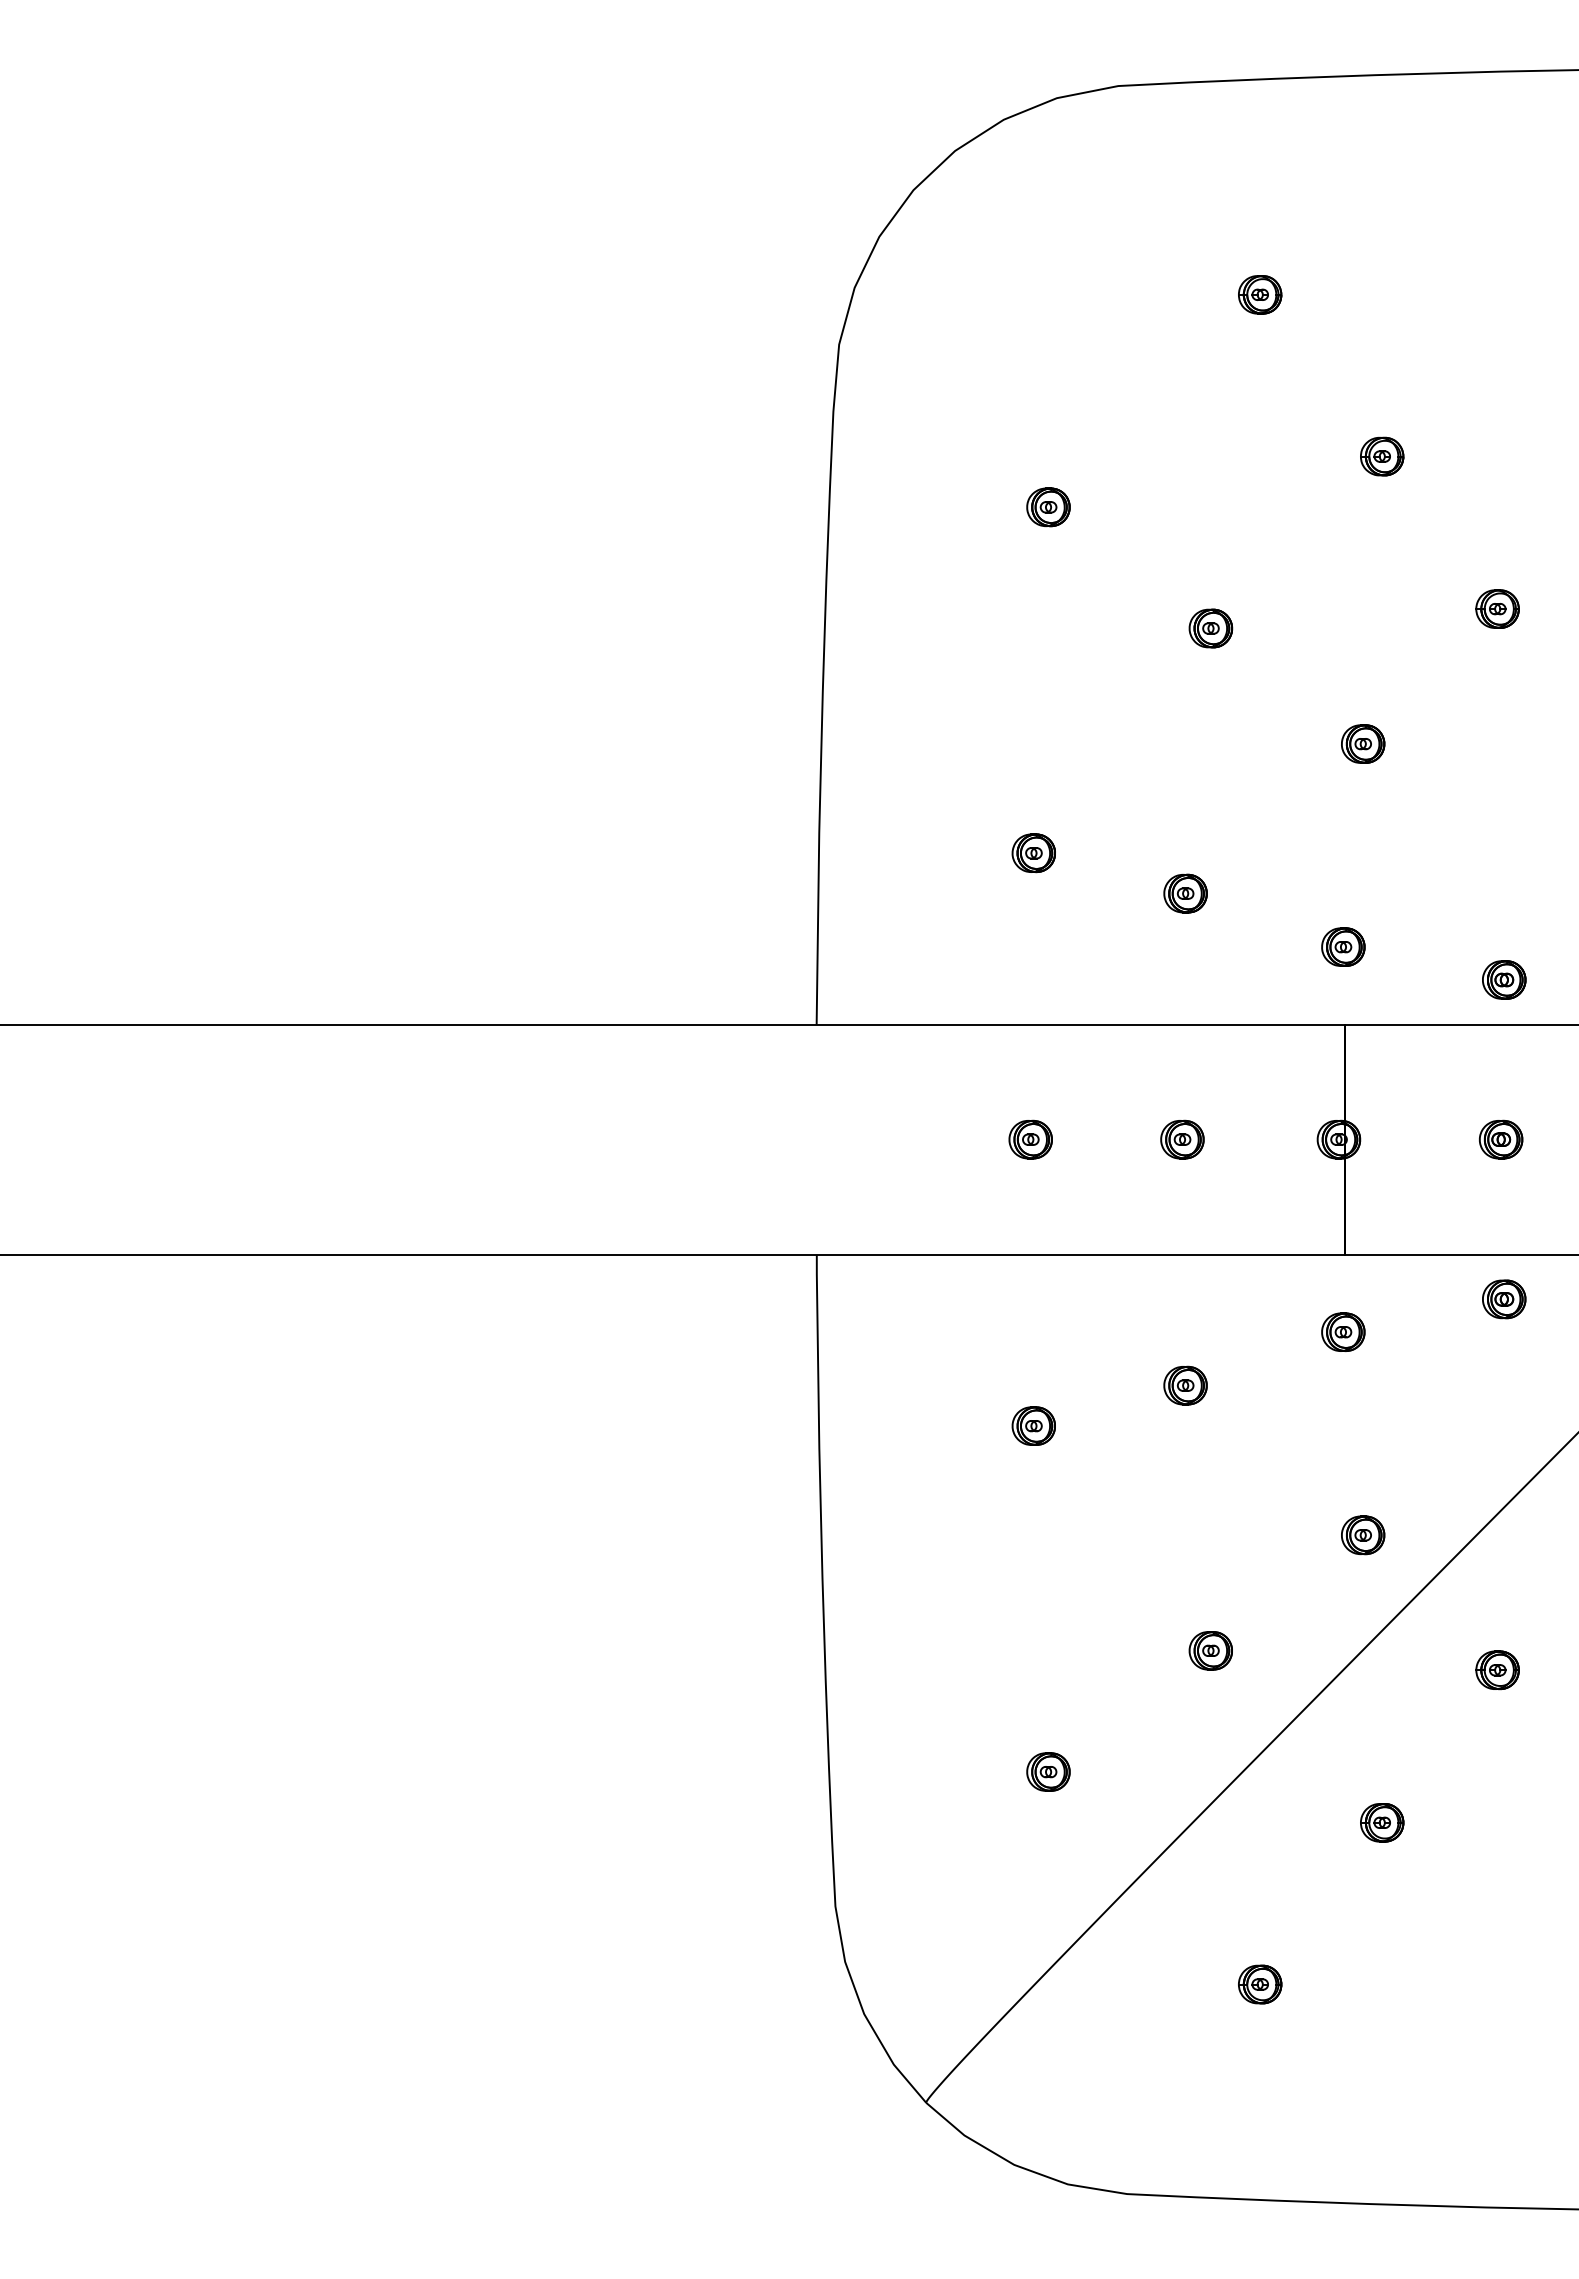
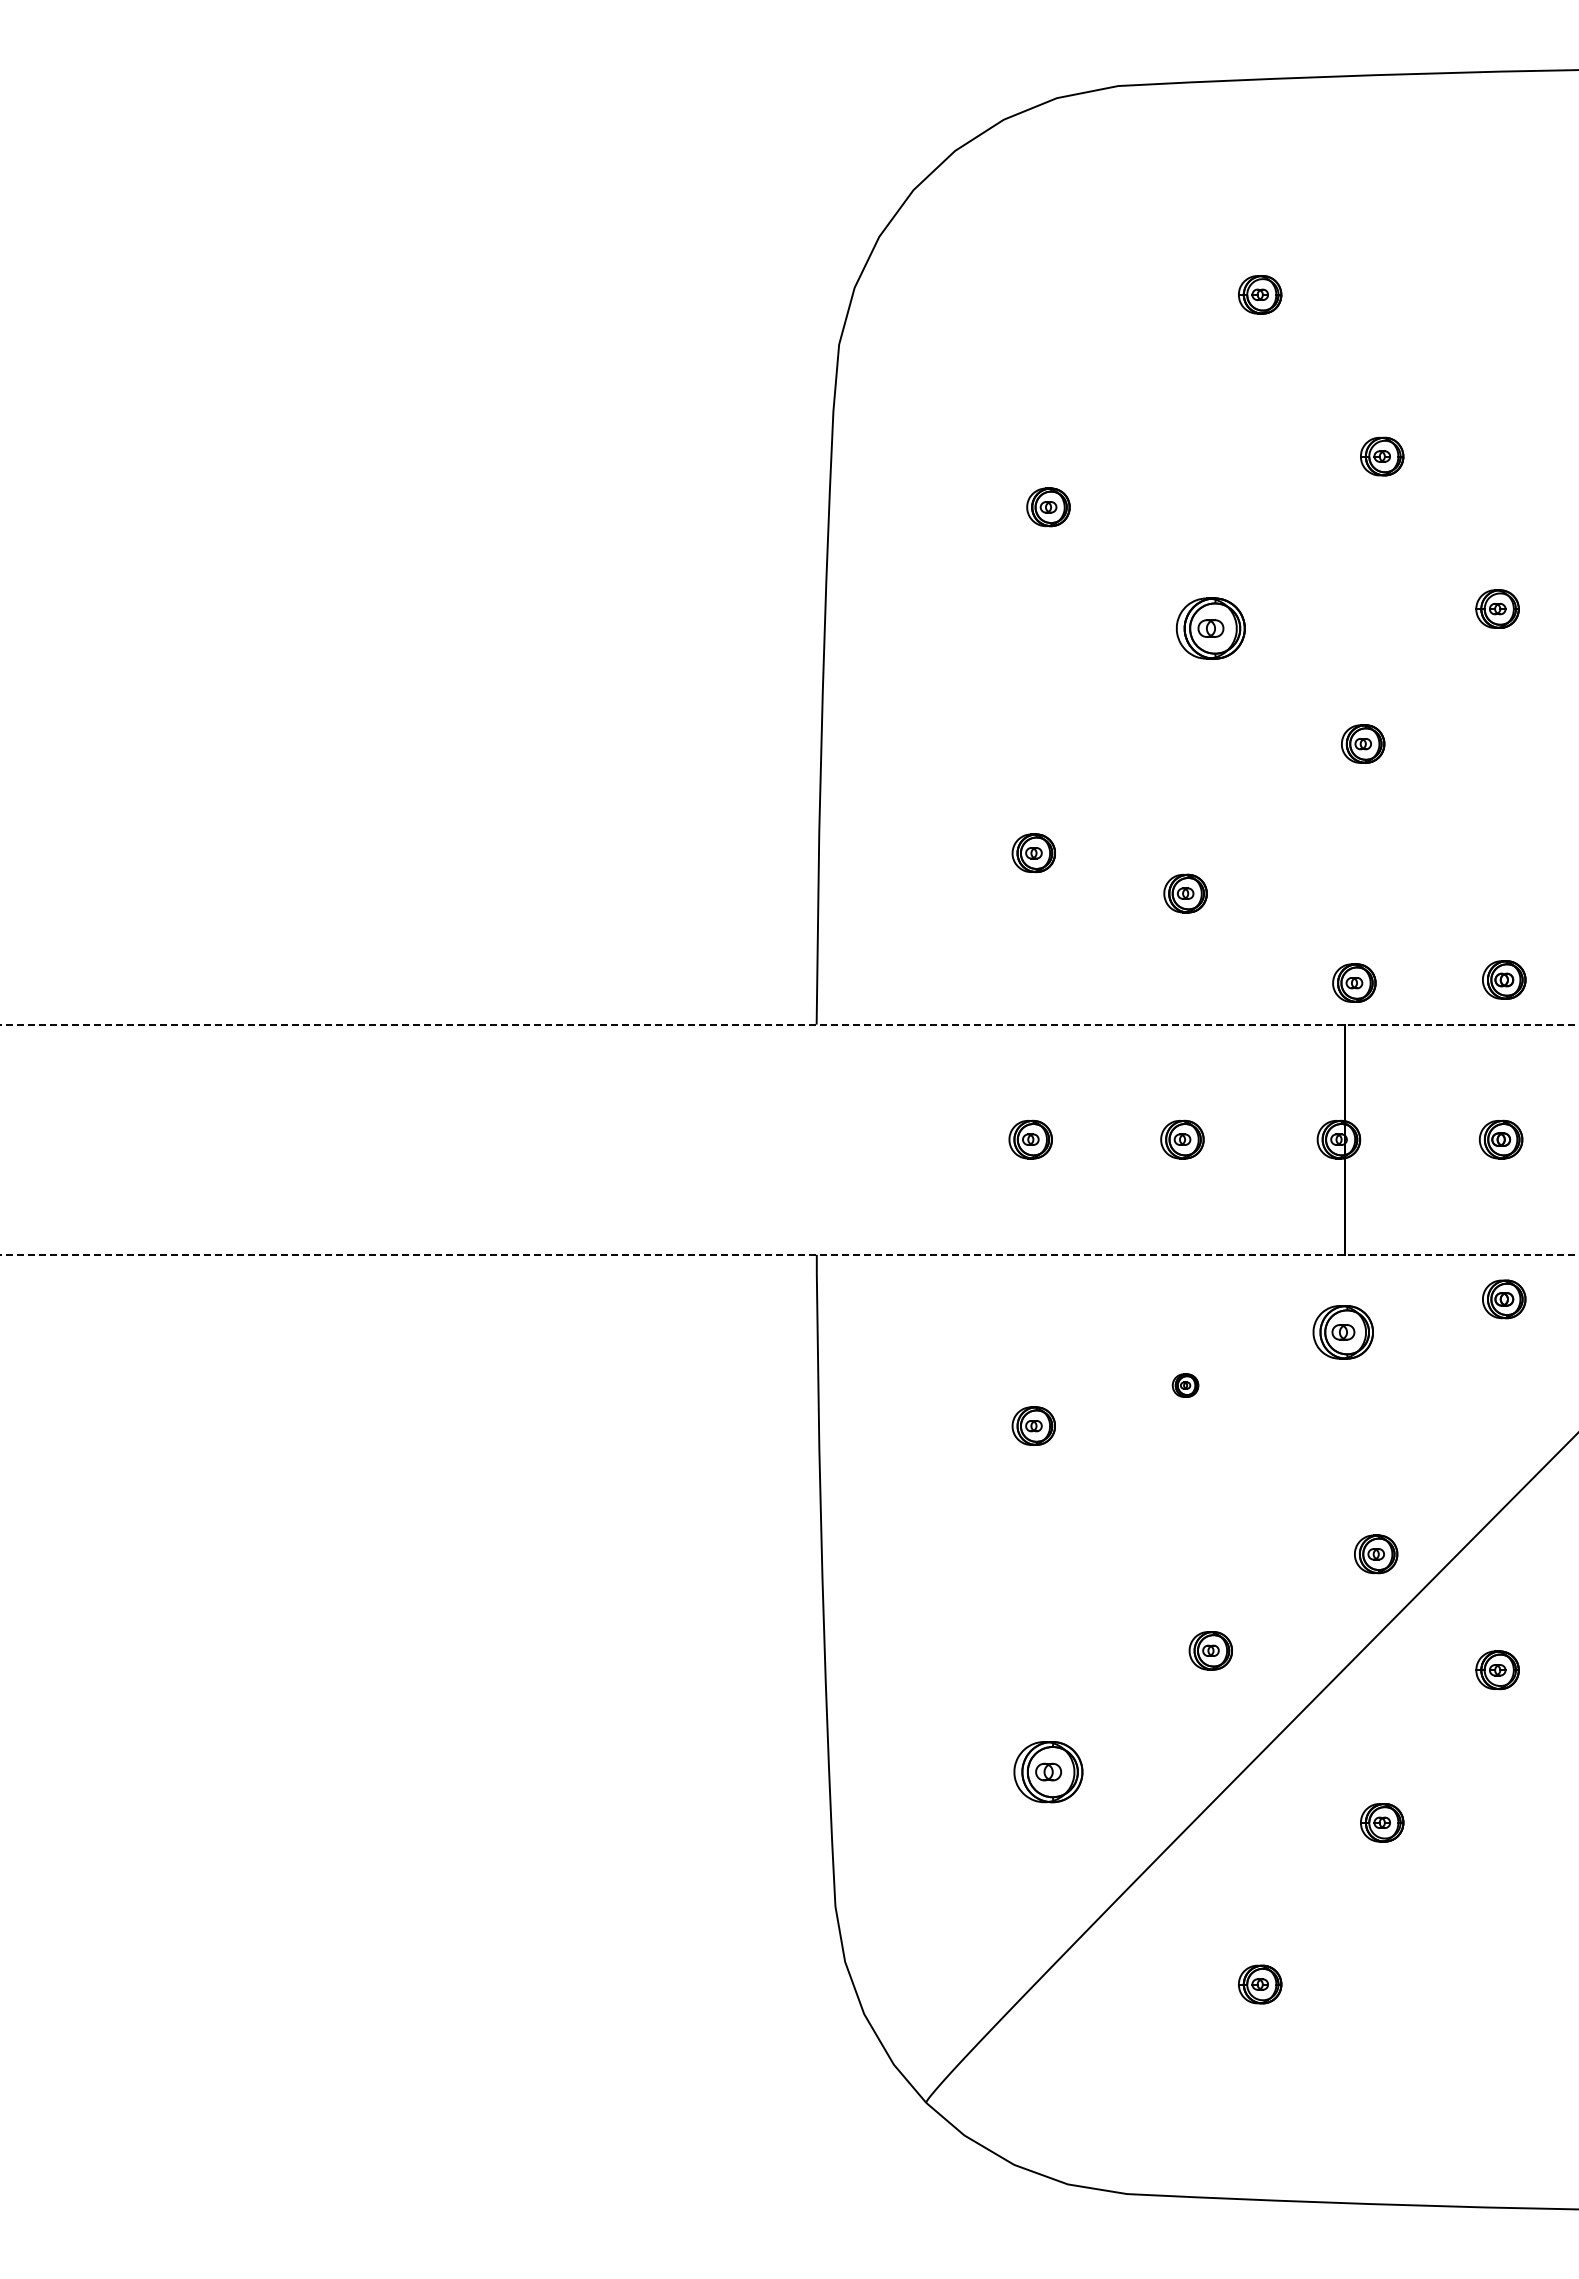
part size: 46x41 px -> 70x63 px (1210, 628)
part position: (1343, 946) -> (1354, 982) (1354, 982)
line: solid -> dashed (789, 1024)
line: solid -> dashed (789, 1254)
part size: 45x40 px -> 62x55 px (1342, 1332)
part size: 45x41 px -> 29x25 px (1185, 1385)
part position: (1363, 1535) -> (1376, 1554) (1376, 1554)
part size: 45x40 px -> 71x63 px (1048, 1772)
